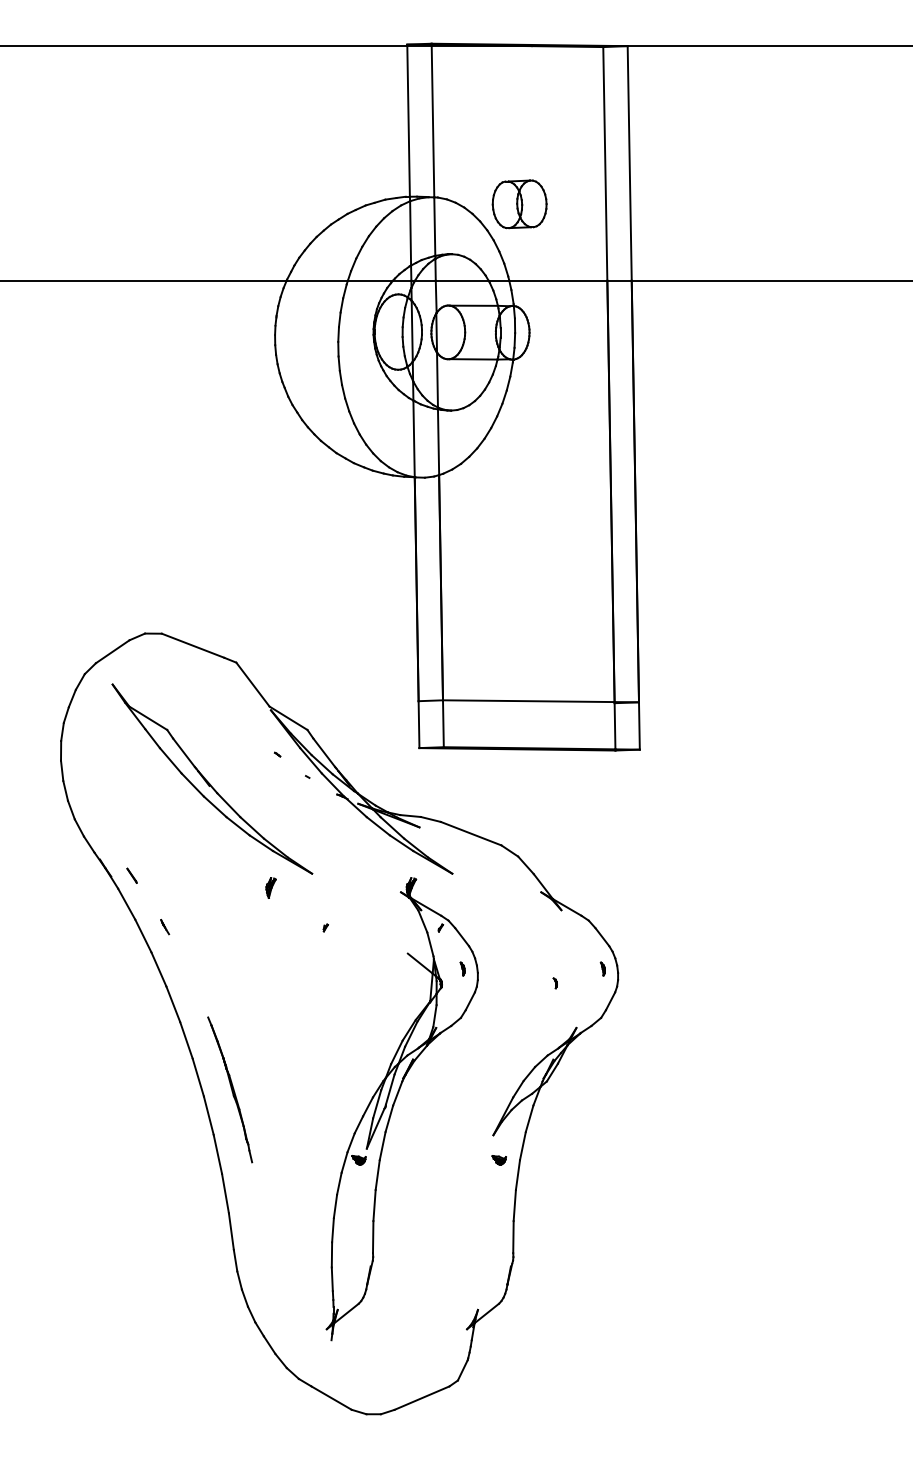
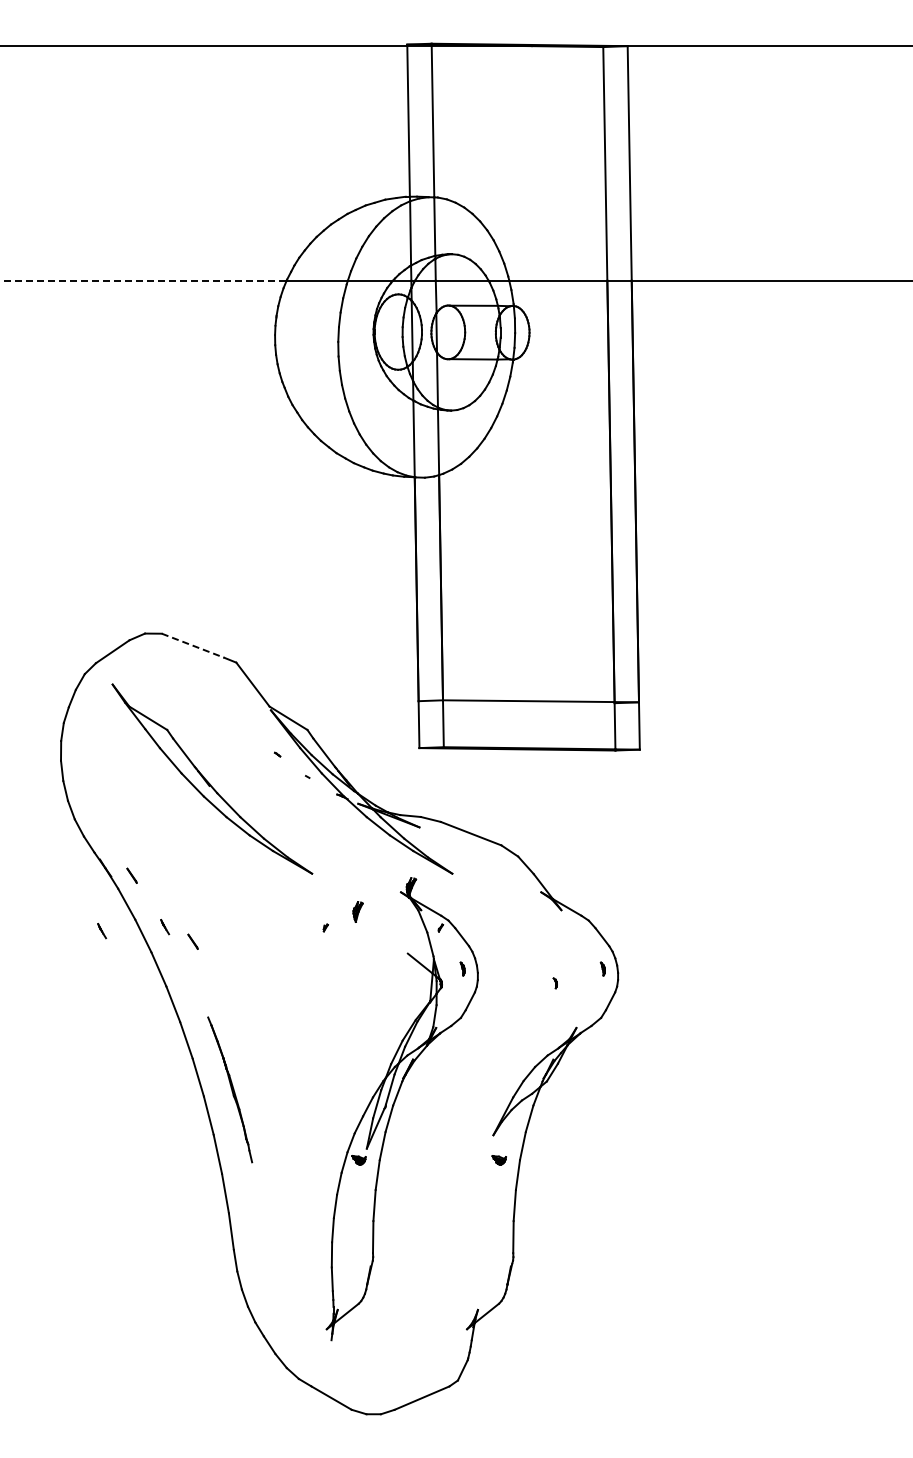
part: present -> none (519, 204)
line: solid -> dashed (143, 280)
line: solid -> dashed (193, 645)
part position: (270, 887) -> (357, 911) (357, 911)
line: none -> present (102, 931)
line: none -> present (192, 941)
